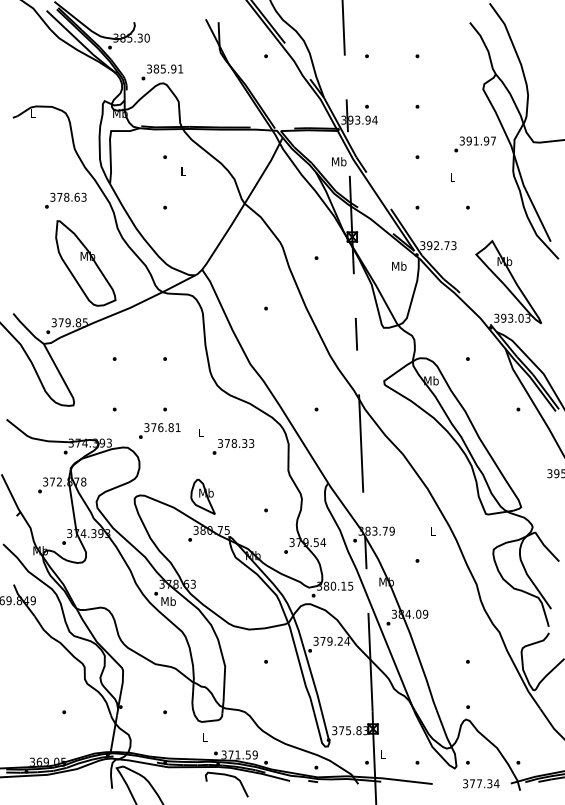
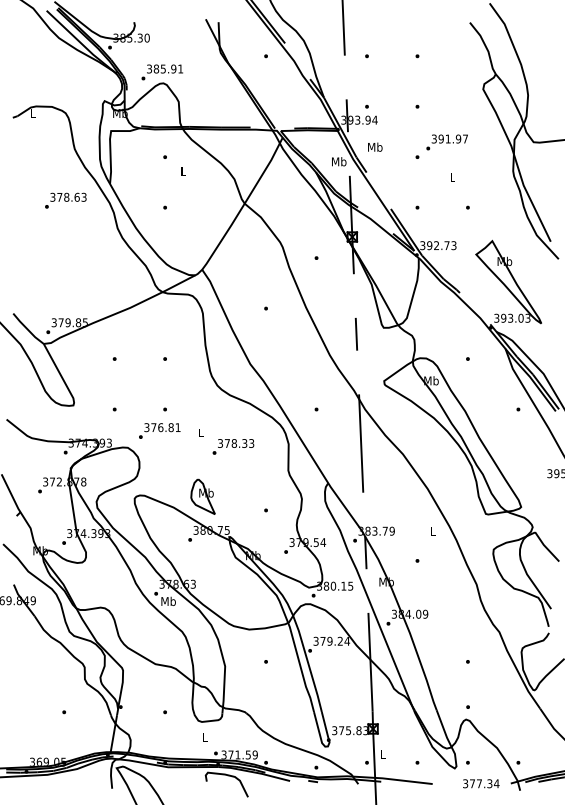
text position: (474, 144) -> (446, 142) (446, 142)
part: present -> none (85, 263)
text position: (399, 265) -> (375, 146) (375, 146)
